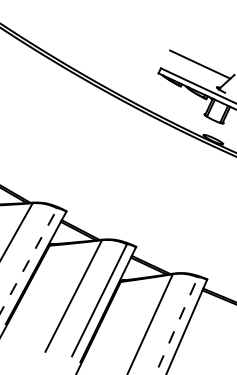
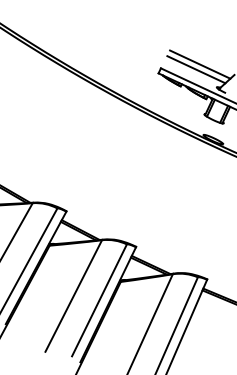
line: none -> present (196, 69)
line: dashed -> solid (28, 261)
line: dashed -> solid (176, 325)
